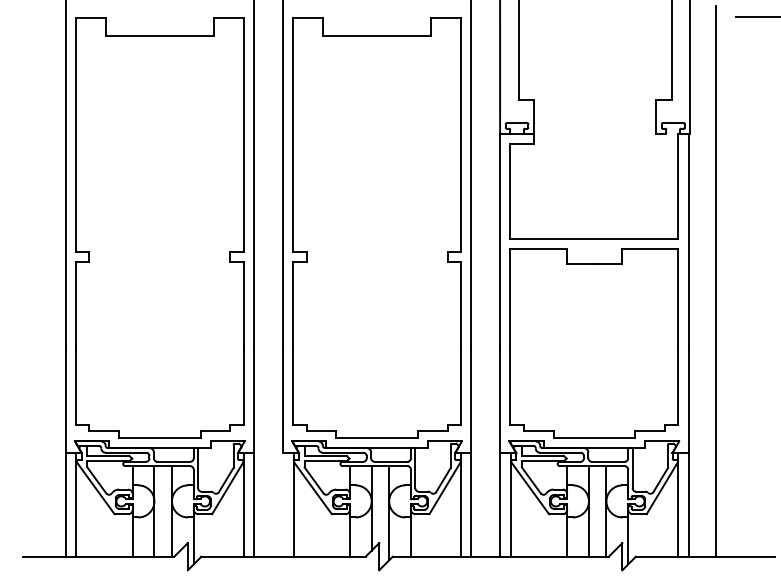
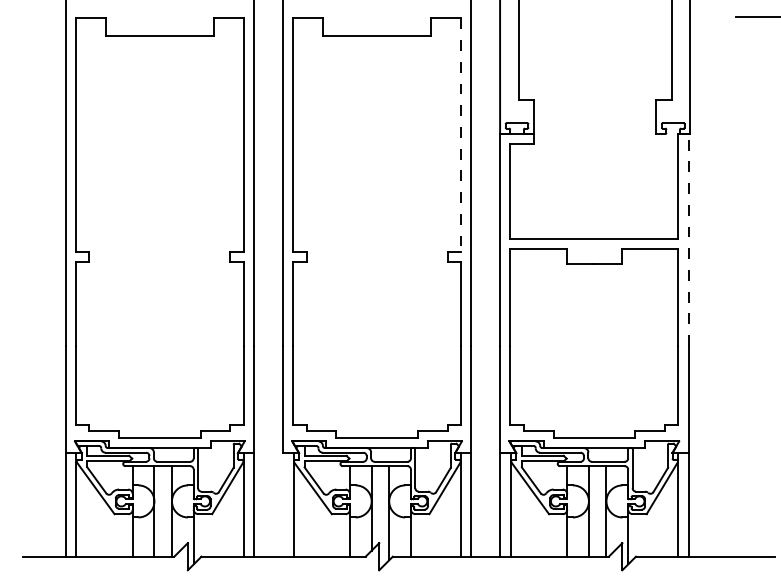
line: solid -> dashed (461, 135)
line: solid -> dashed (688, 239)
line: present -> none (715, 280)
